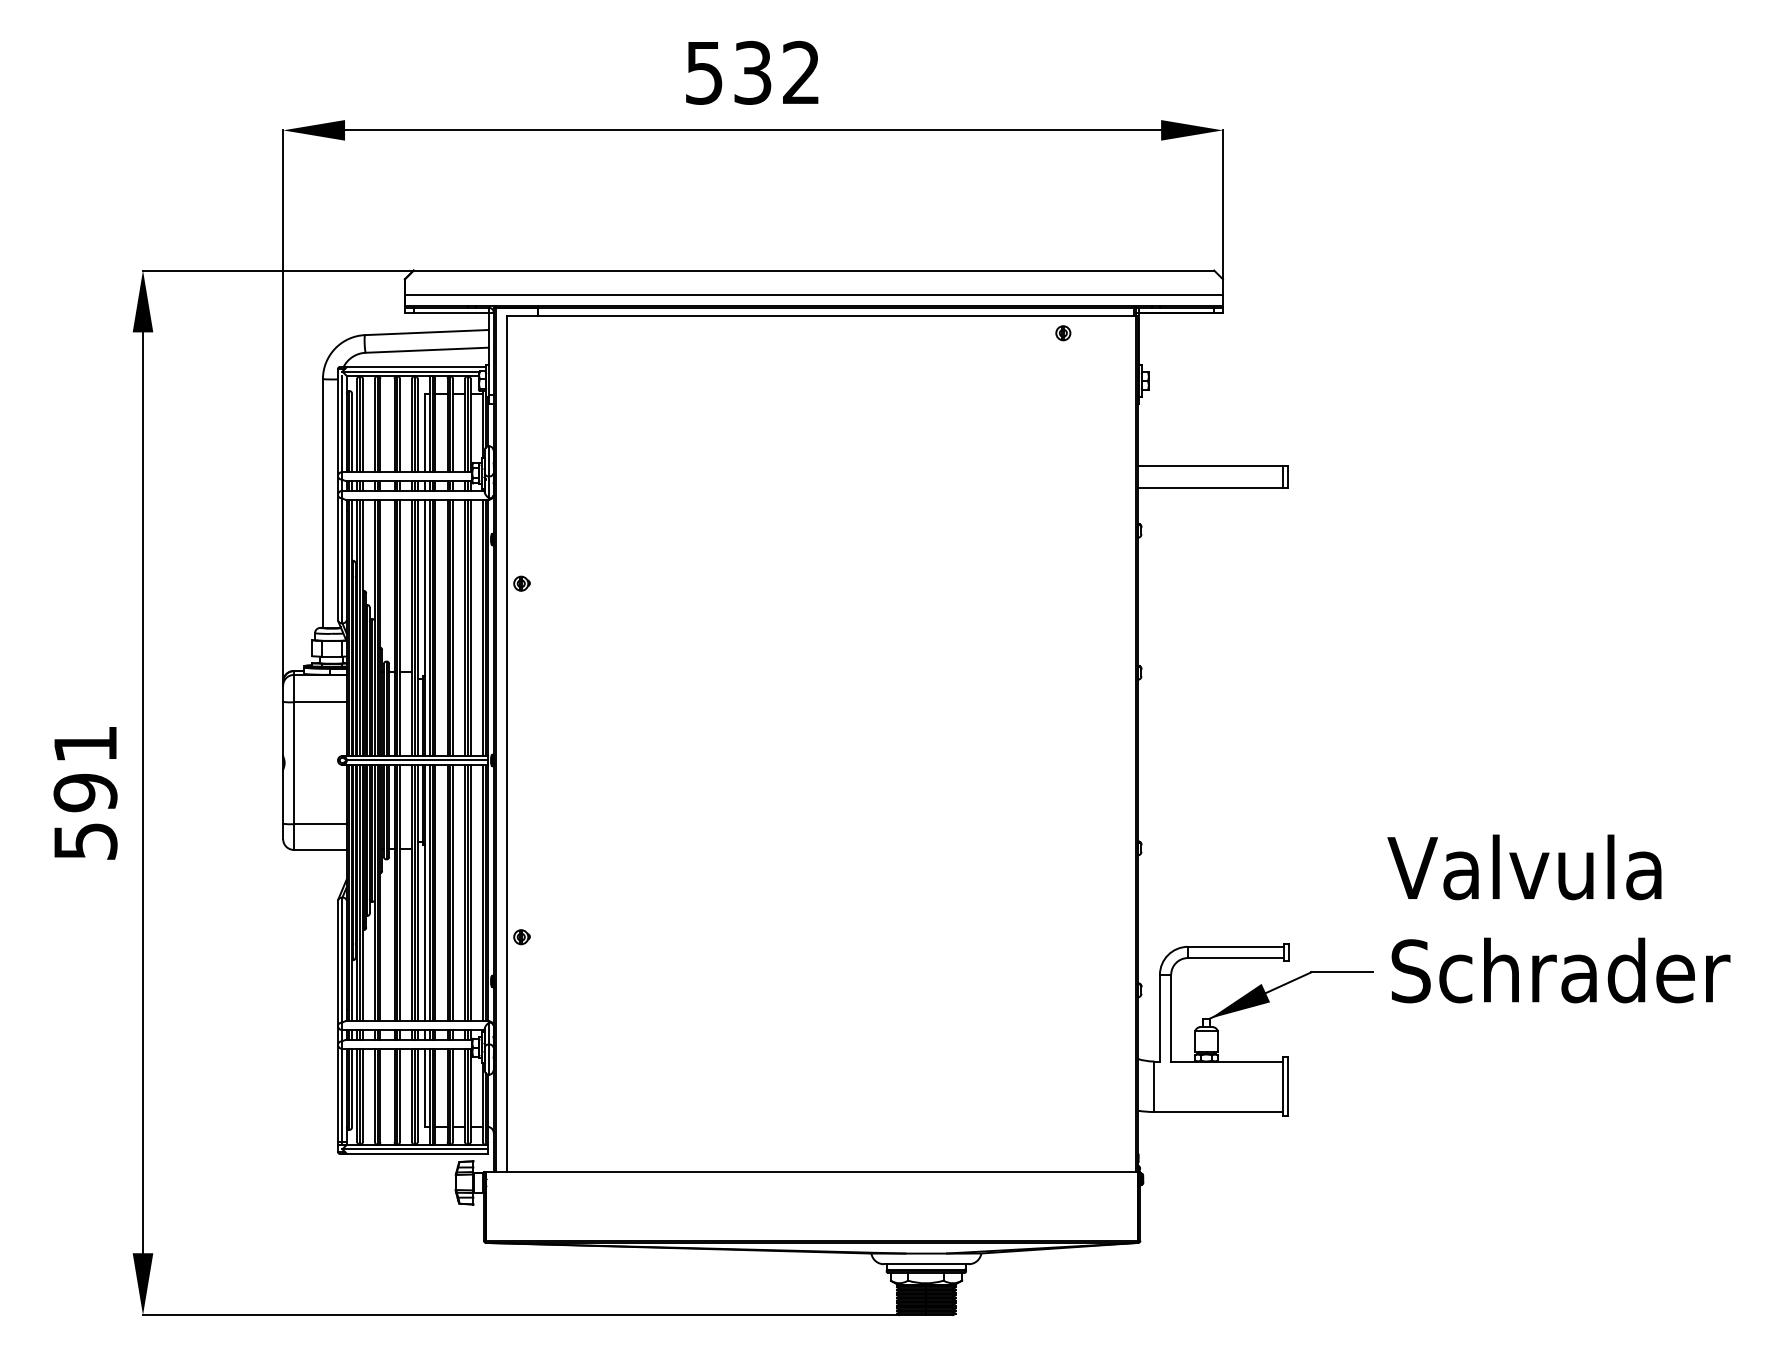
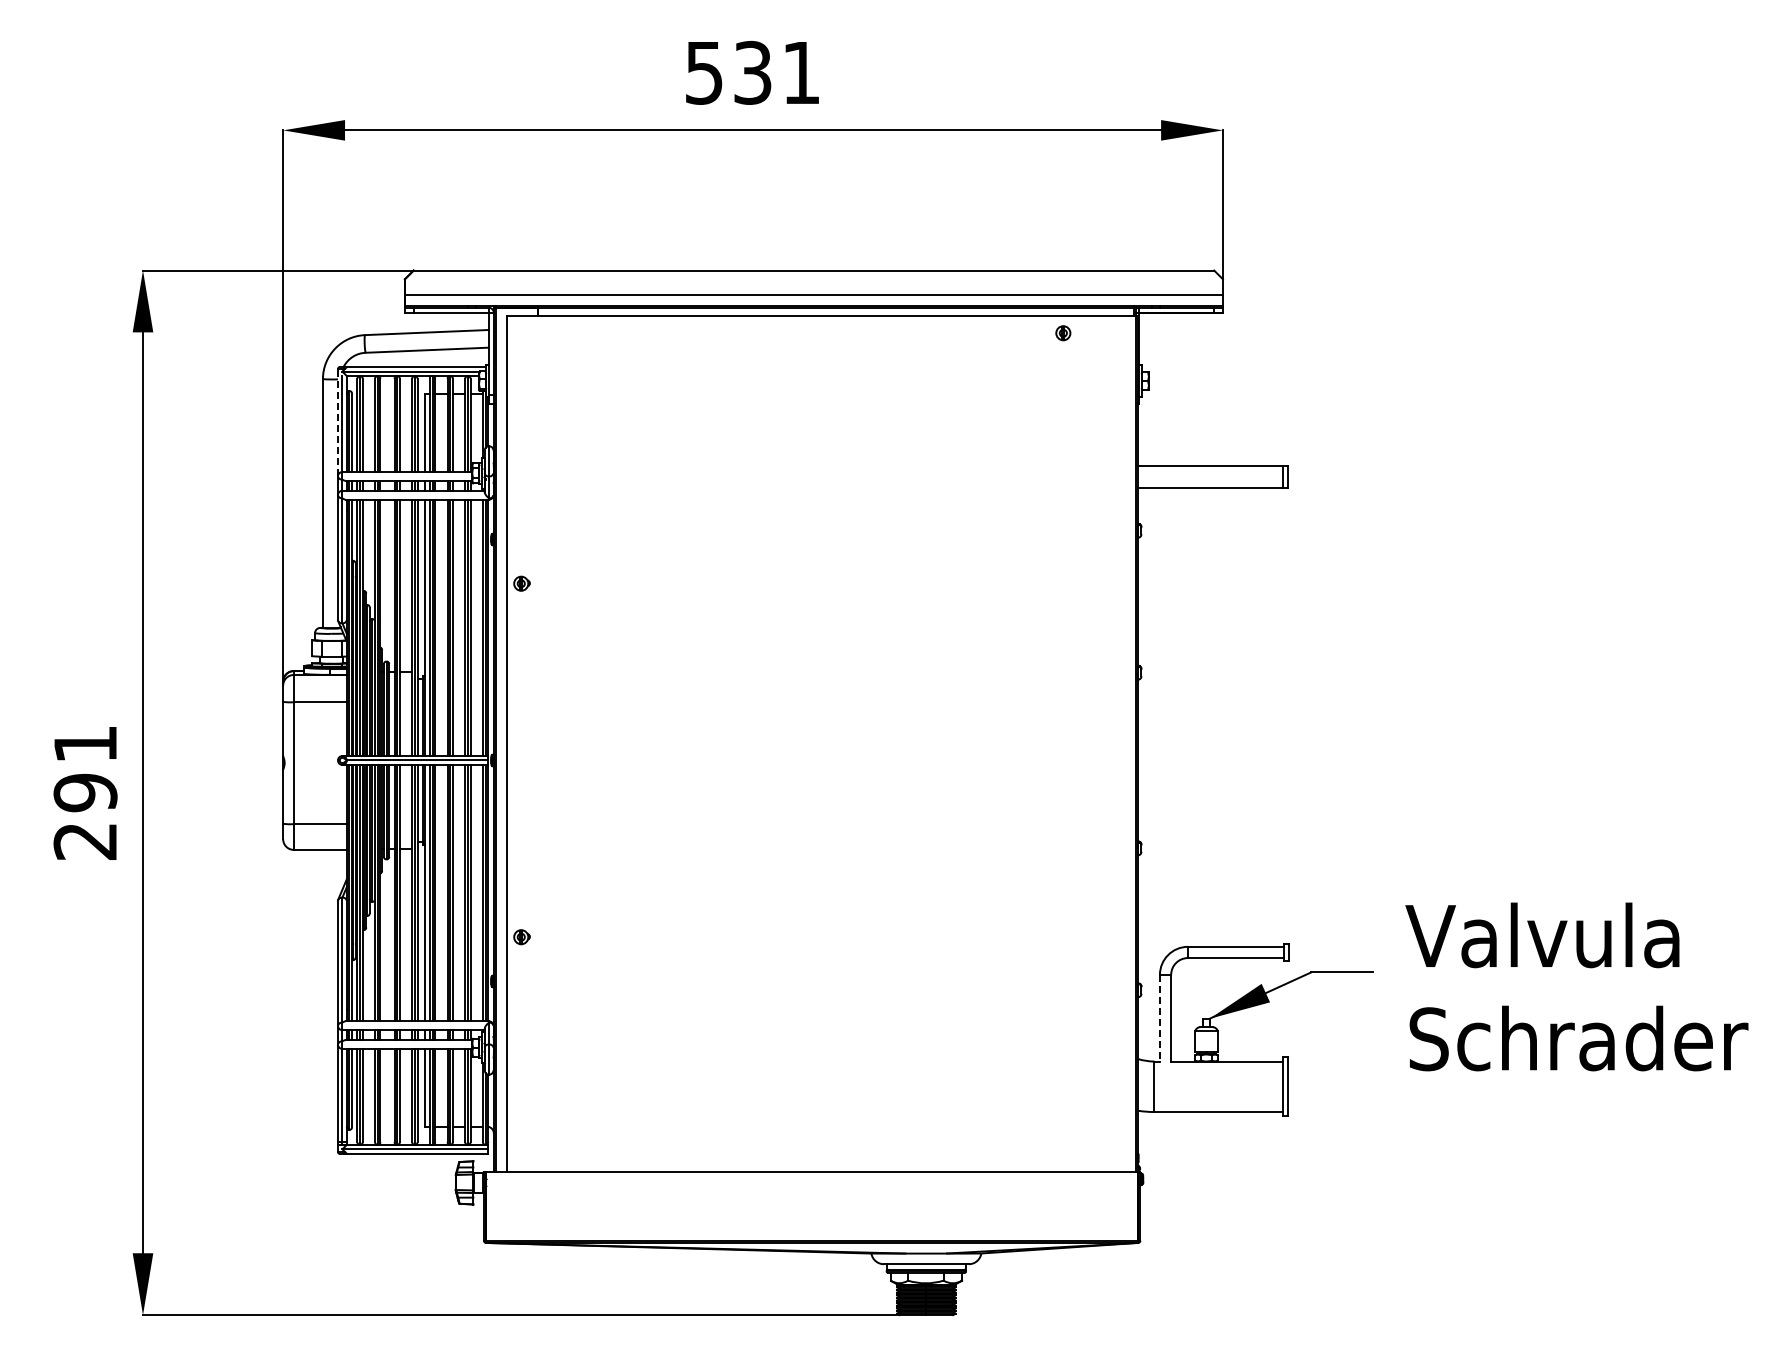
text: 532 -> 531 (800, 71)
line: solid -> dashed (337, 425)
text: 591 -> 291 (85, 841)
text position: (1558, 918) -> (1576, 986) (1576, 986)
line: solid -> dashed (1159, 1018)
